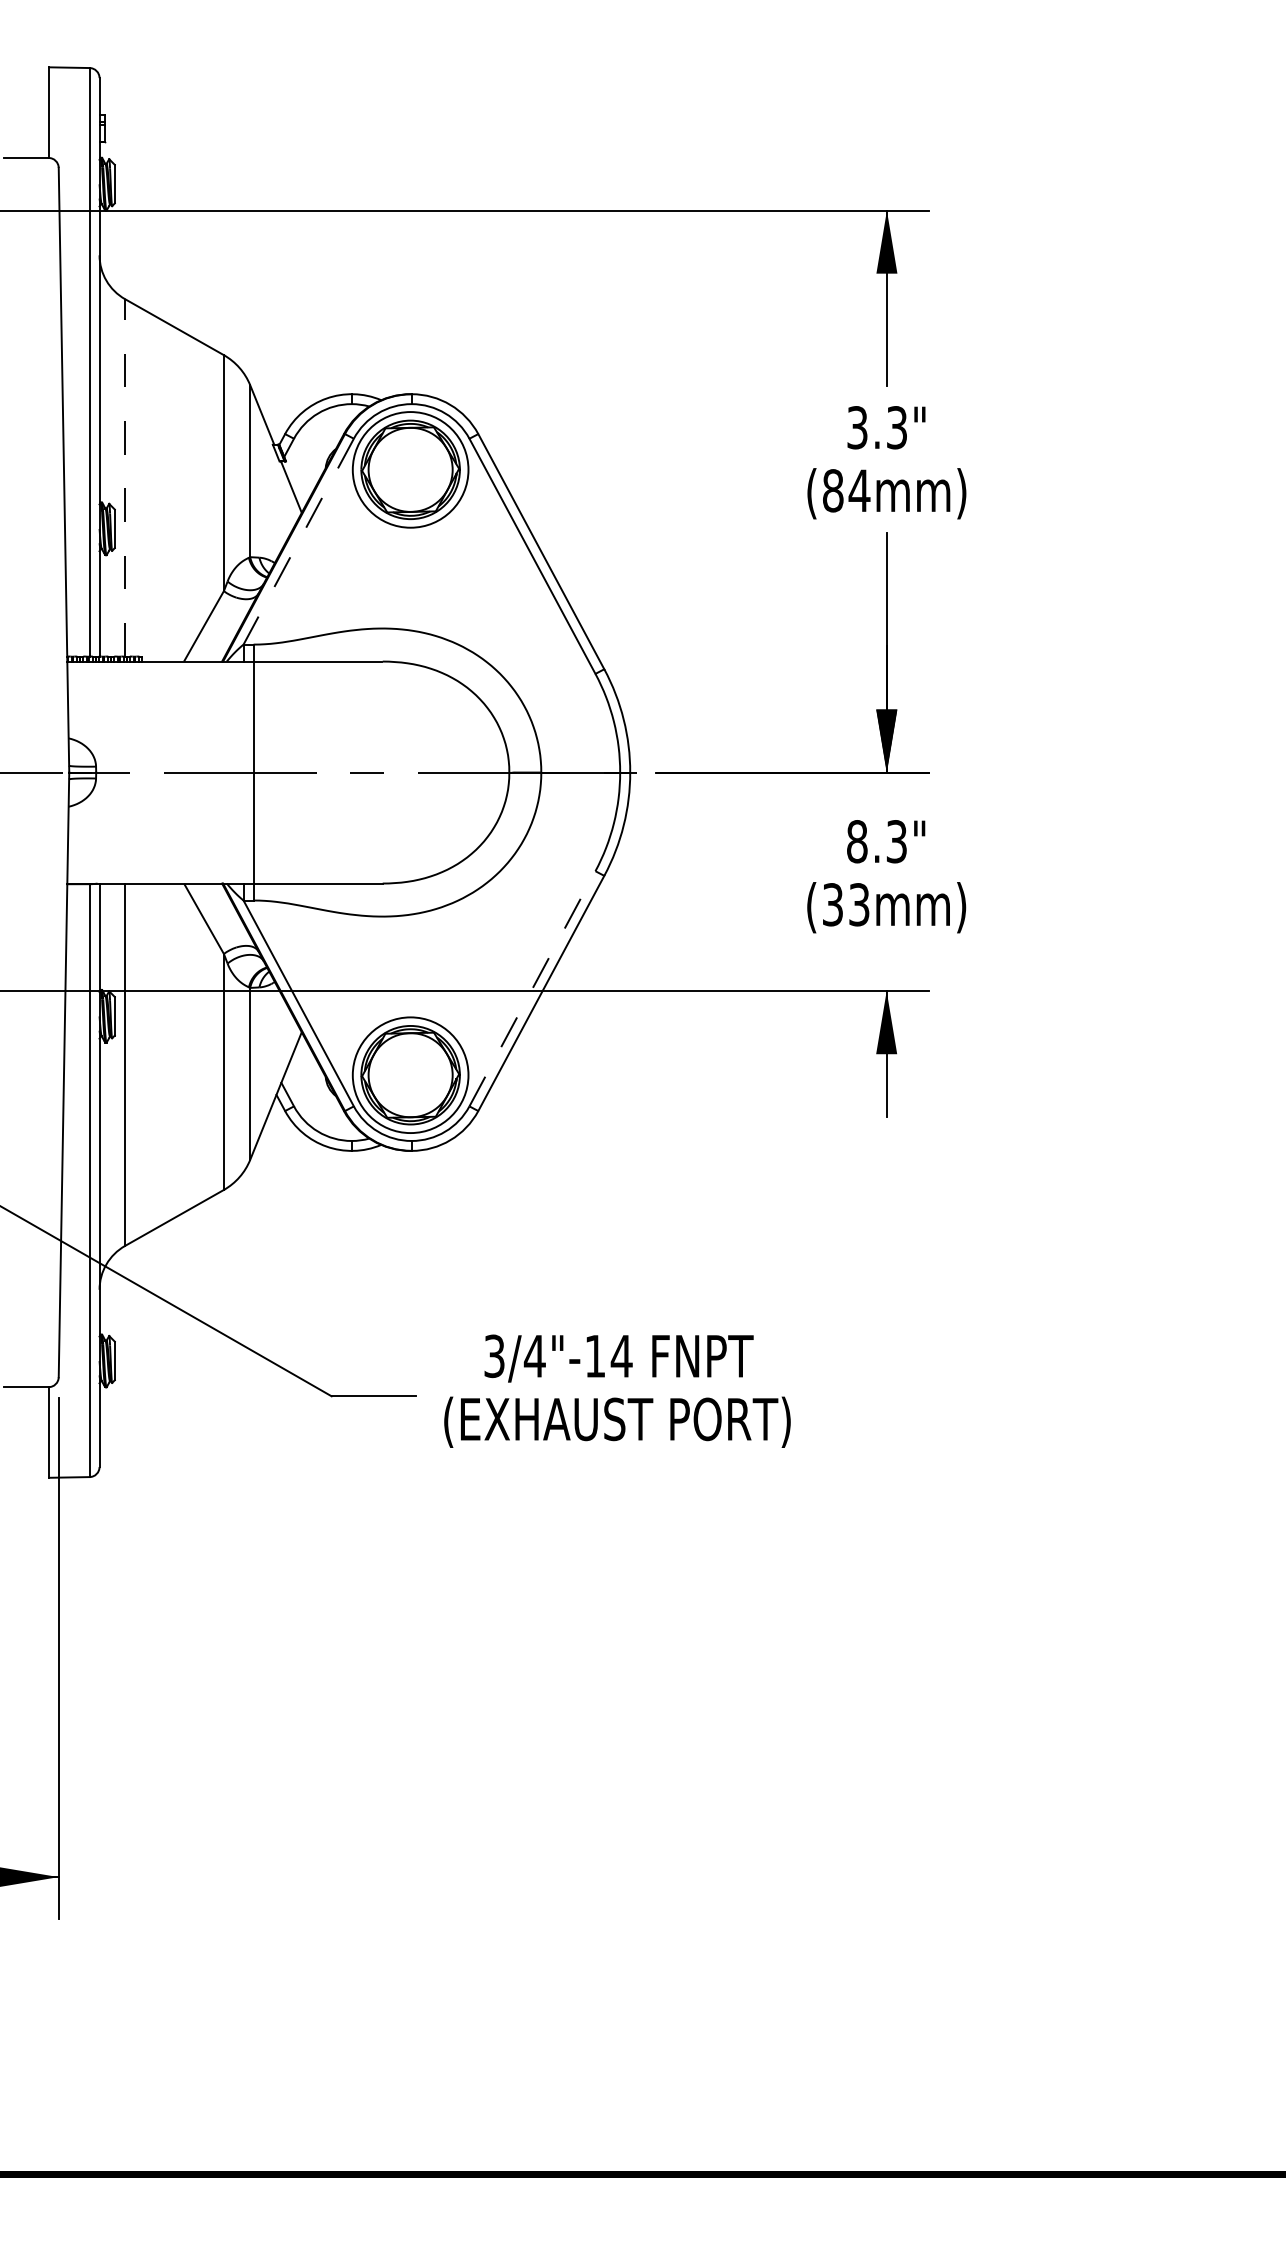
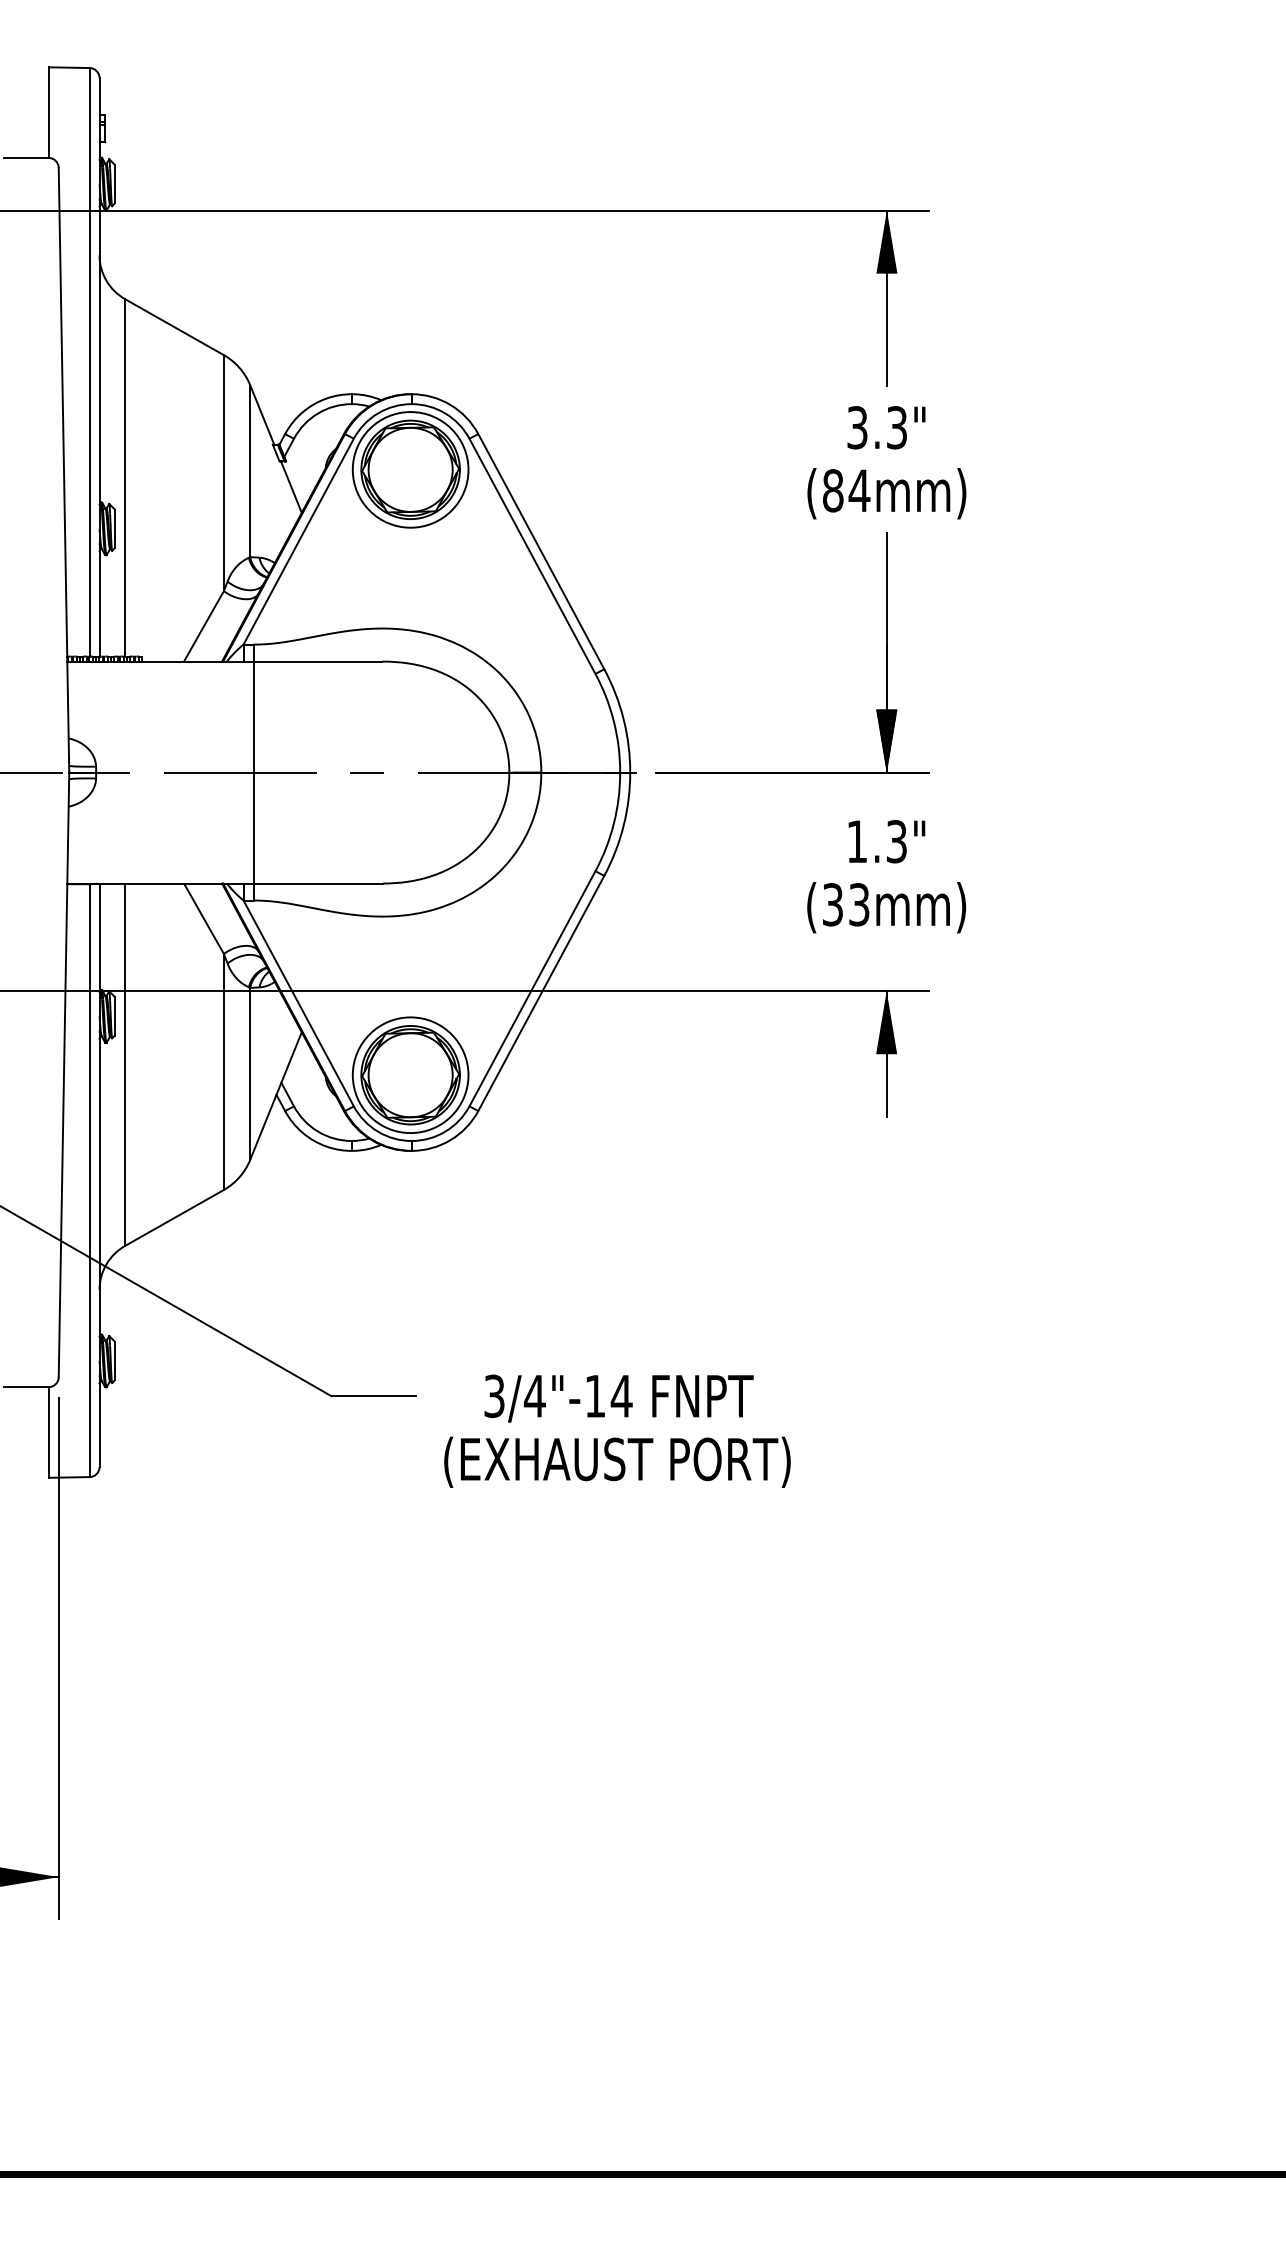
line: dashed -> solid (125, 477)
line: dashed -> solid (298, 541)
text: 8.3" -> 1.3" (857, 841)
line: dashed -> solid (532, 988)
text position: (617, 1390) -> (617, 1430) (617, 1430)
